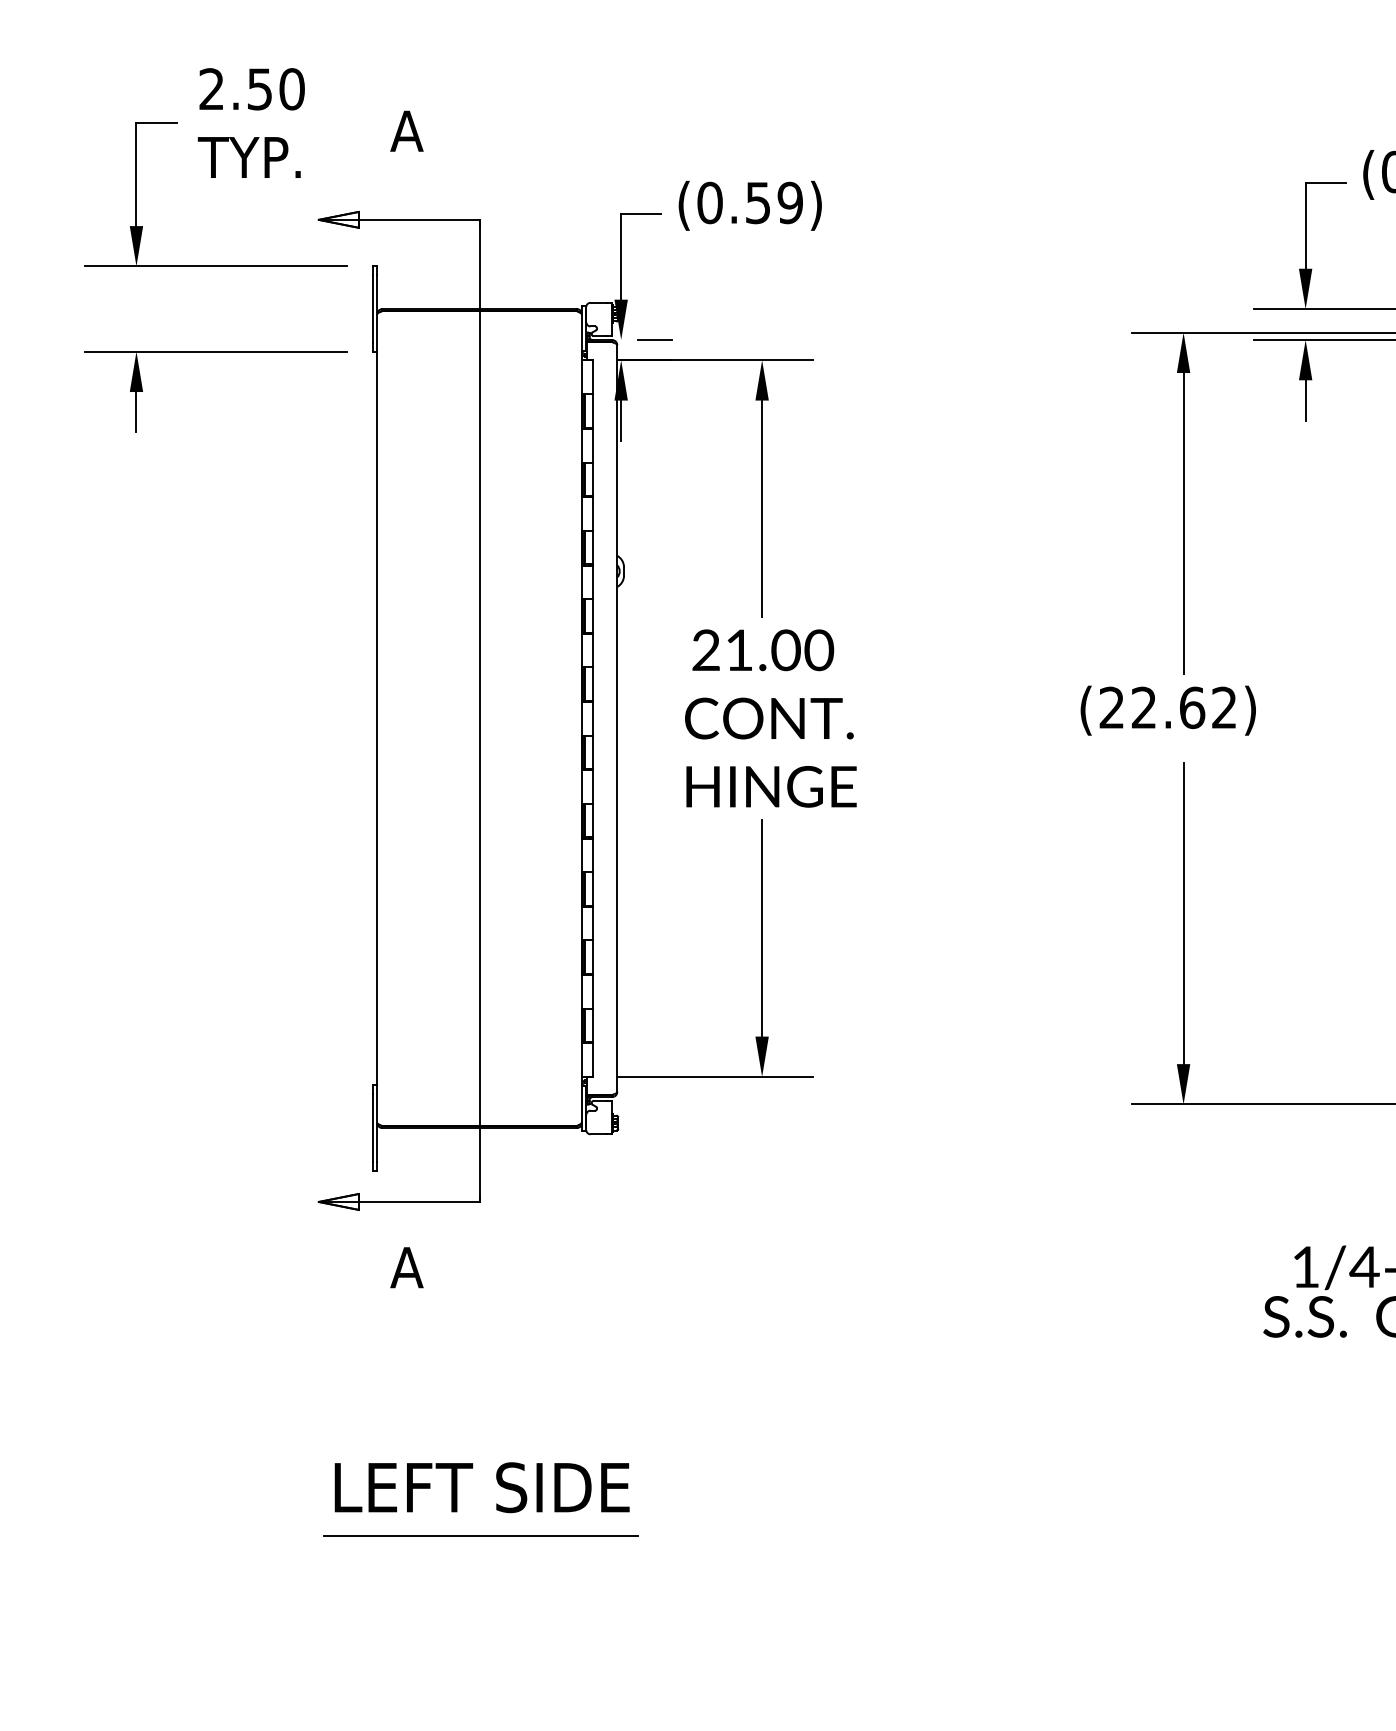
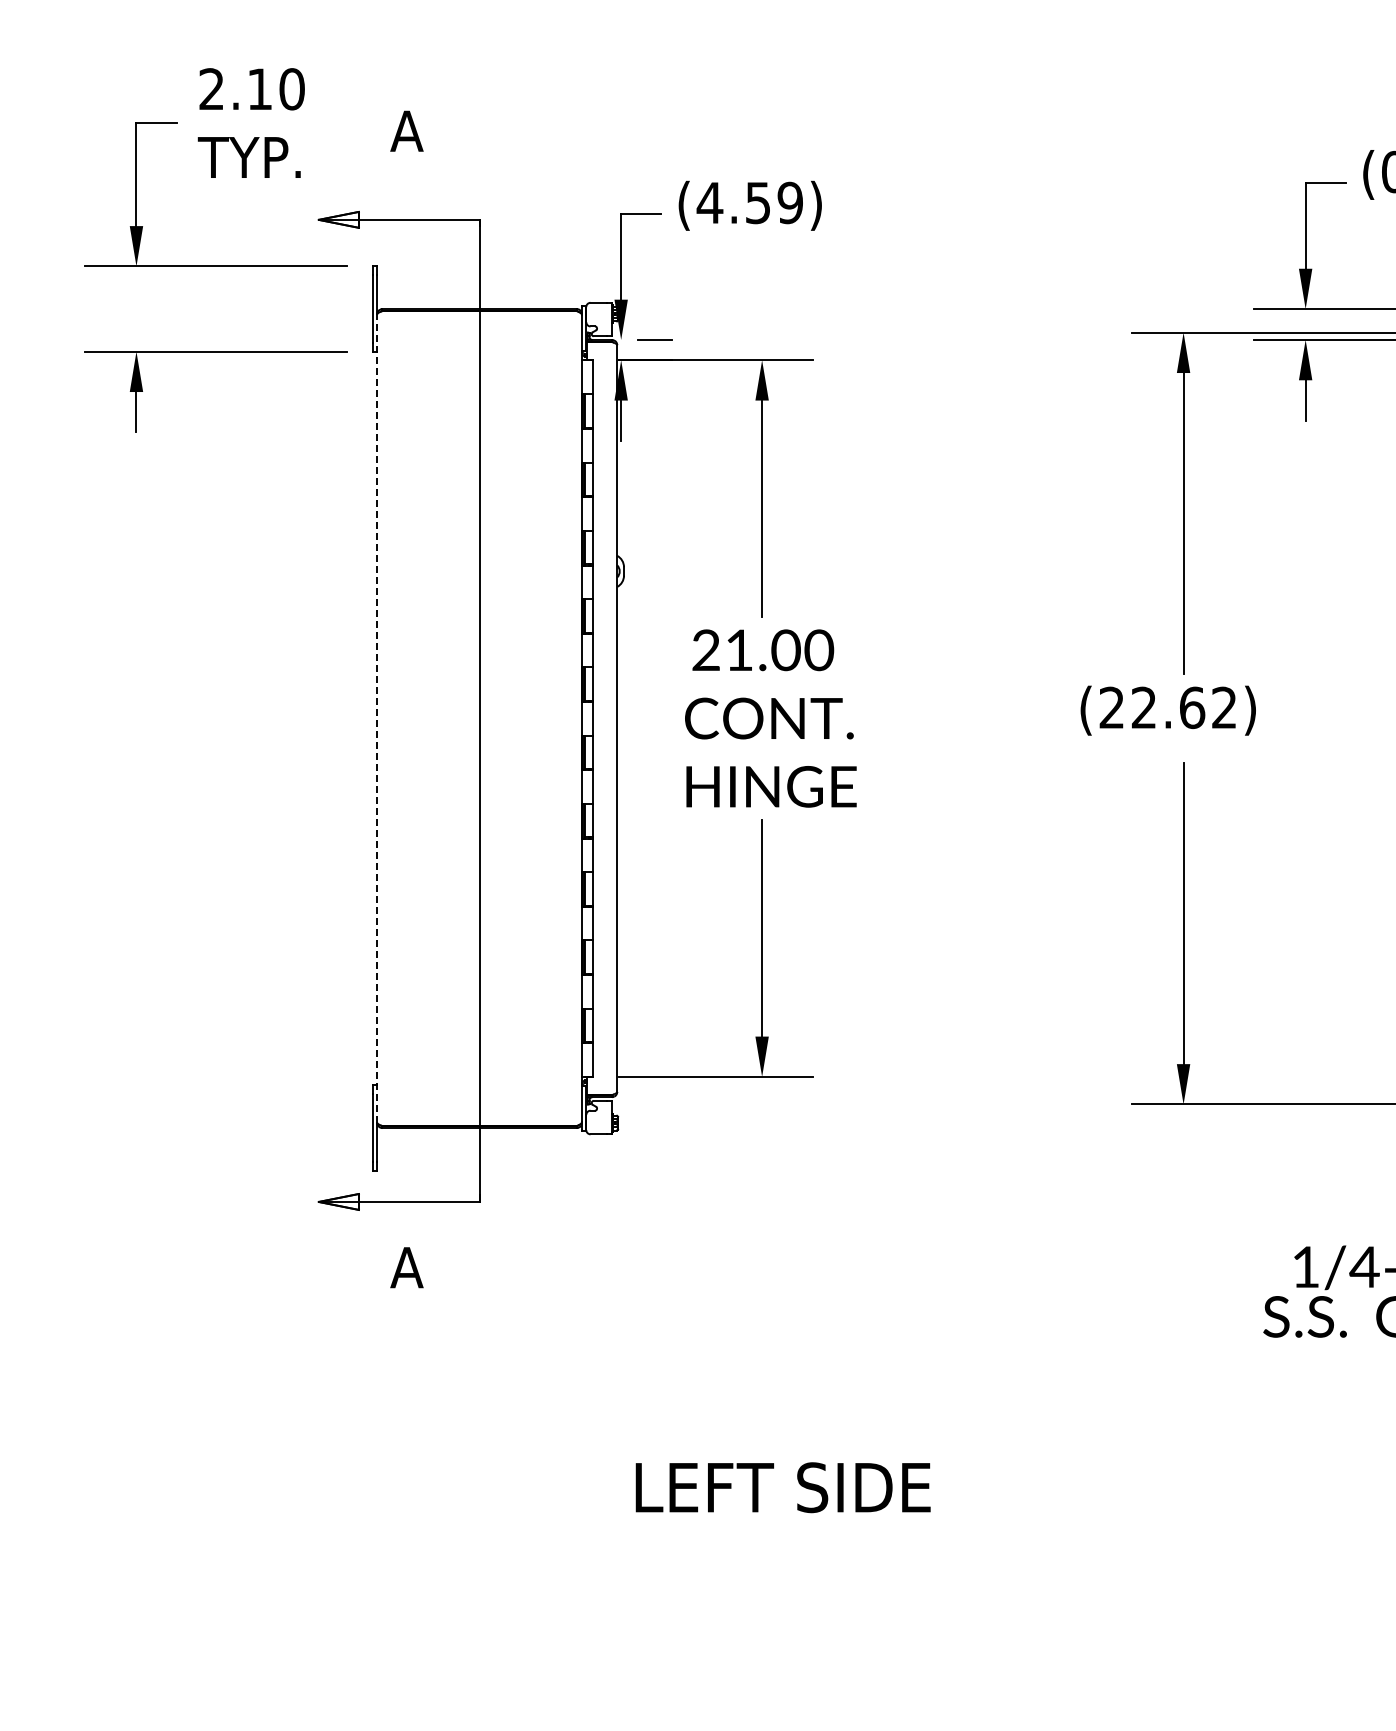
text: 2.50 -> 2.10 (259, 89)
text: (0.59) -> (4.59) (709, 202)
line: solid -> dashed (377, 718)
text position: (481, 1487) -> (782, 1487) (782, 1487)
line: present -> none (480, 1536)
